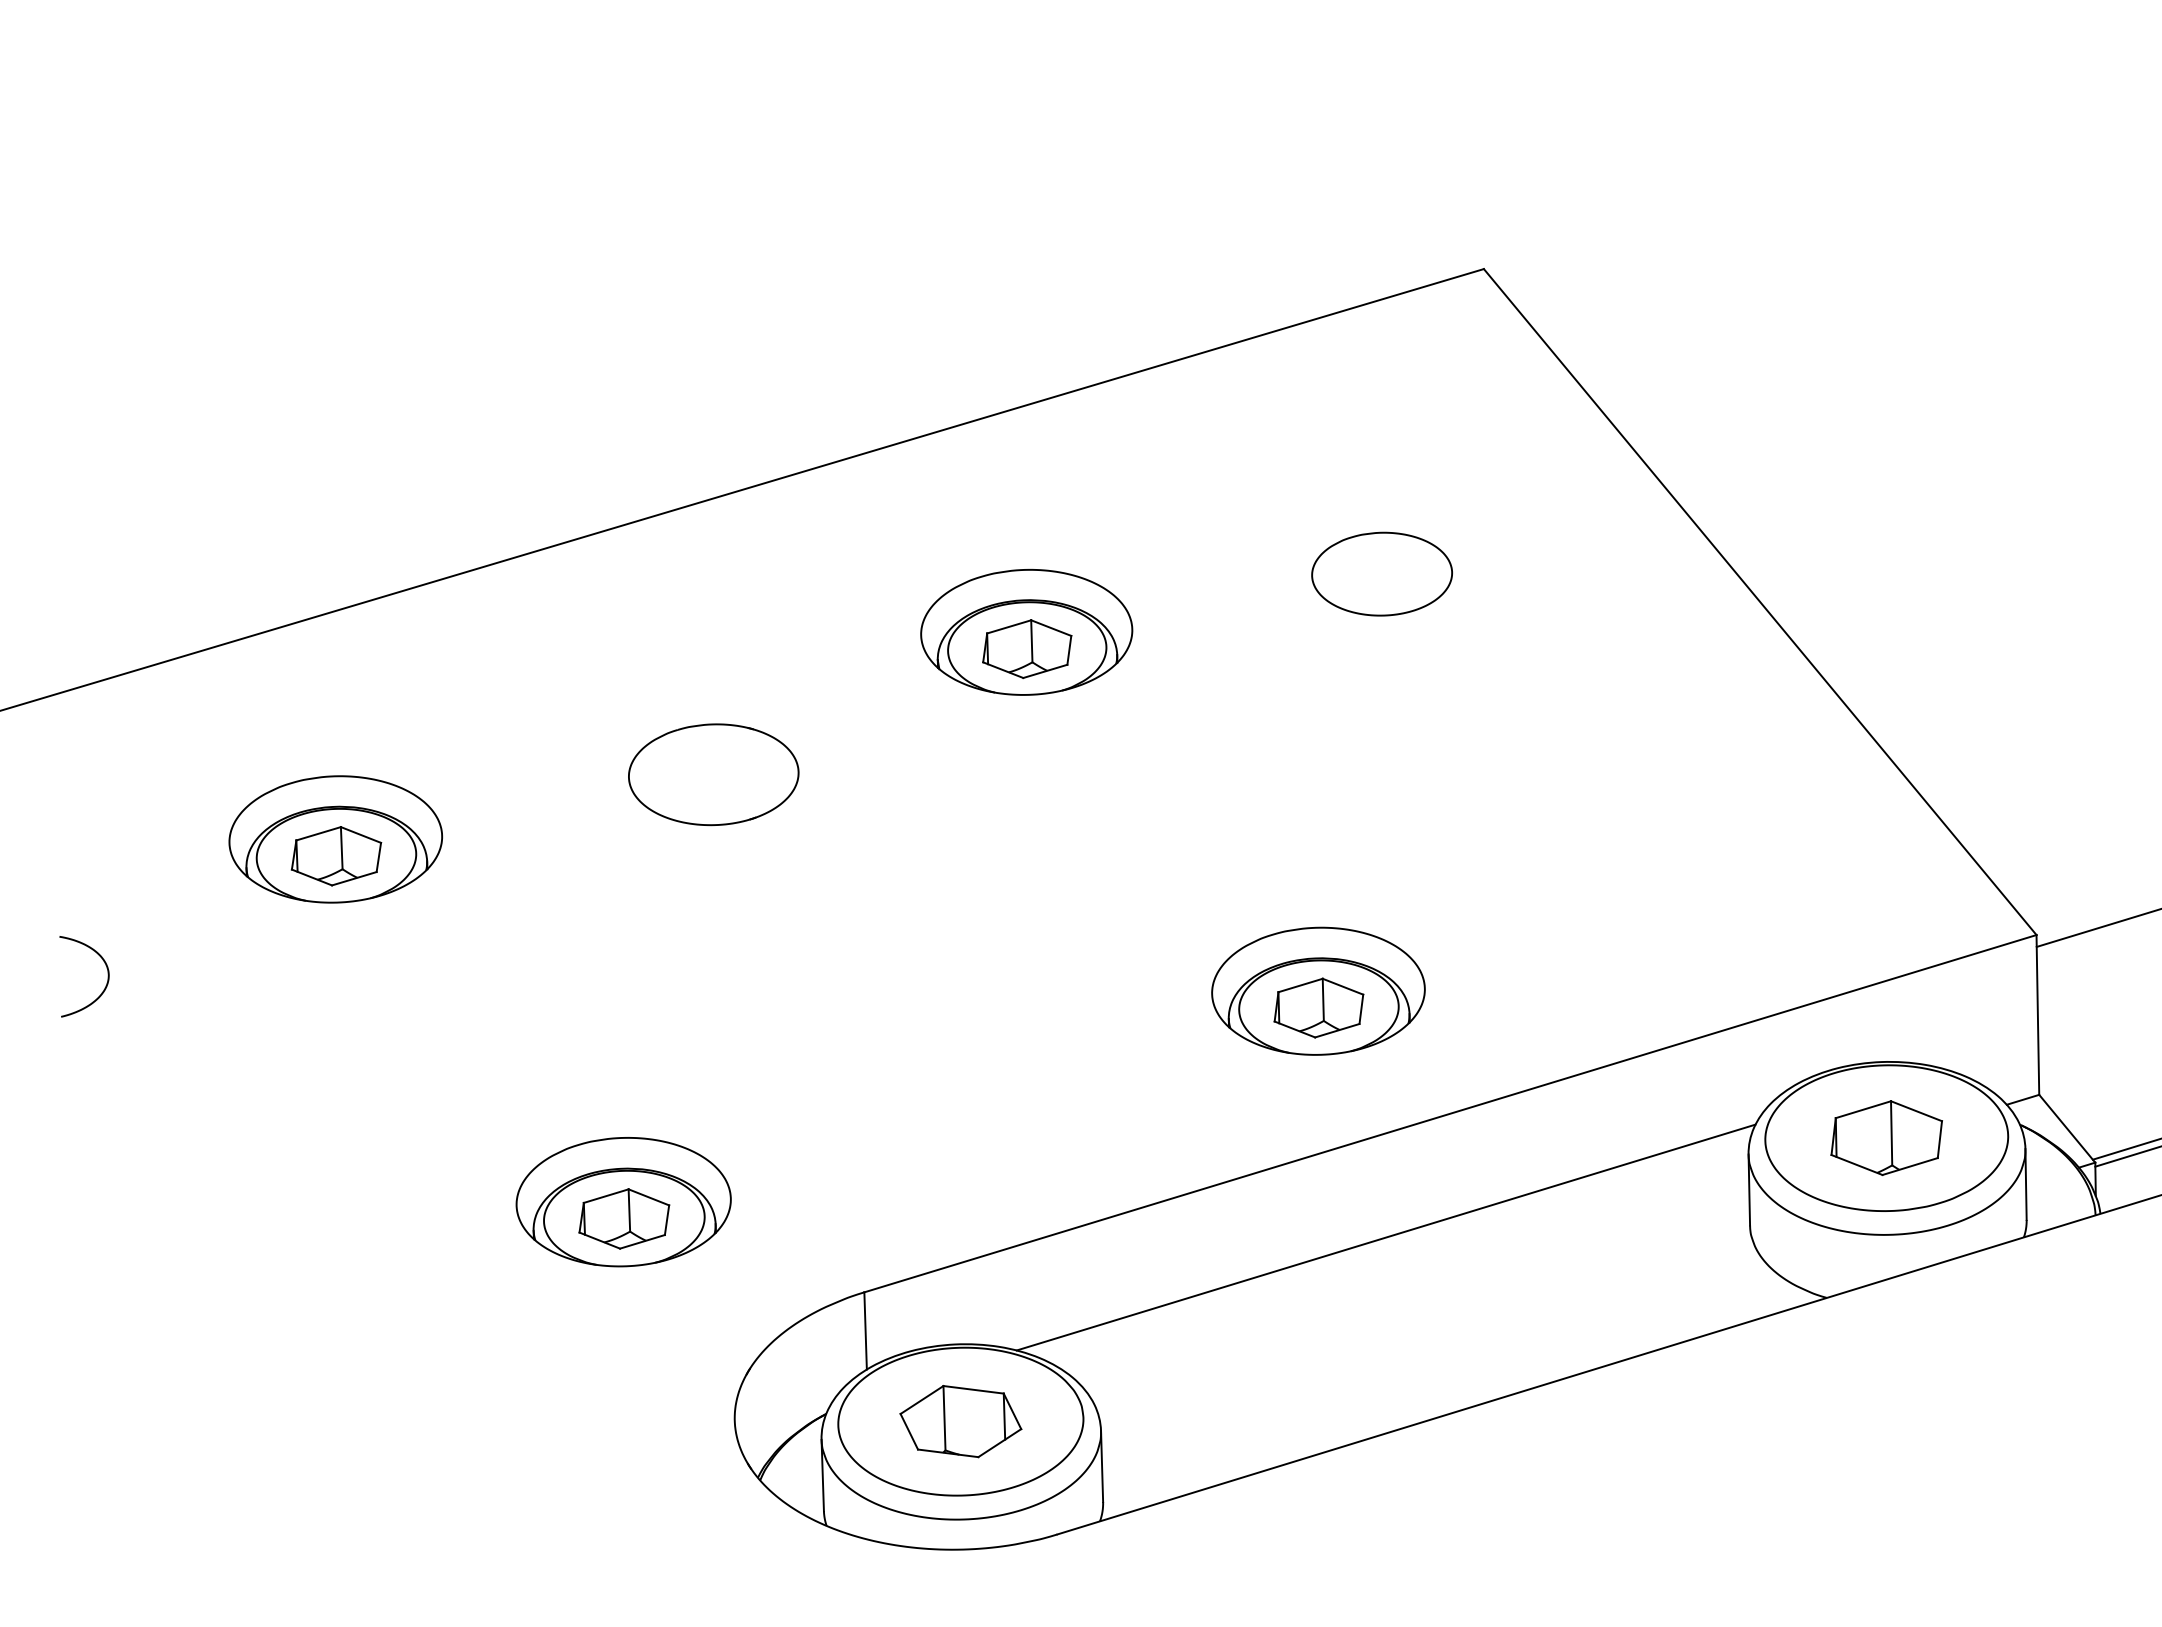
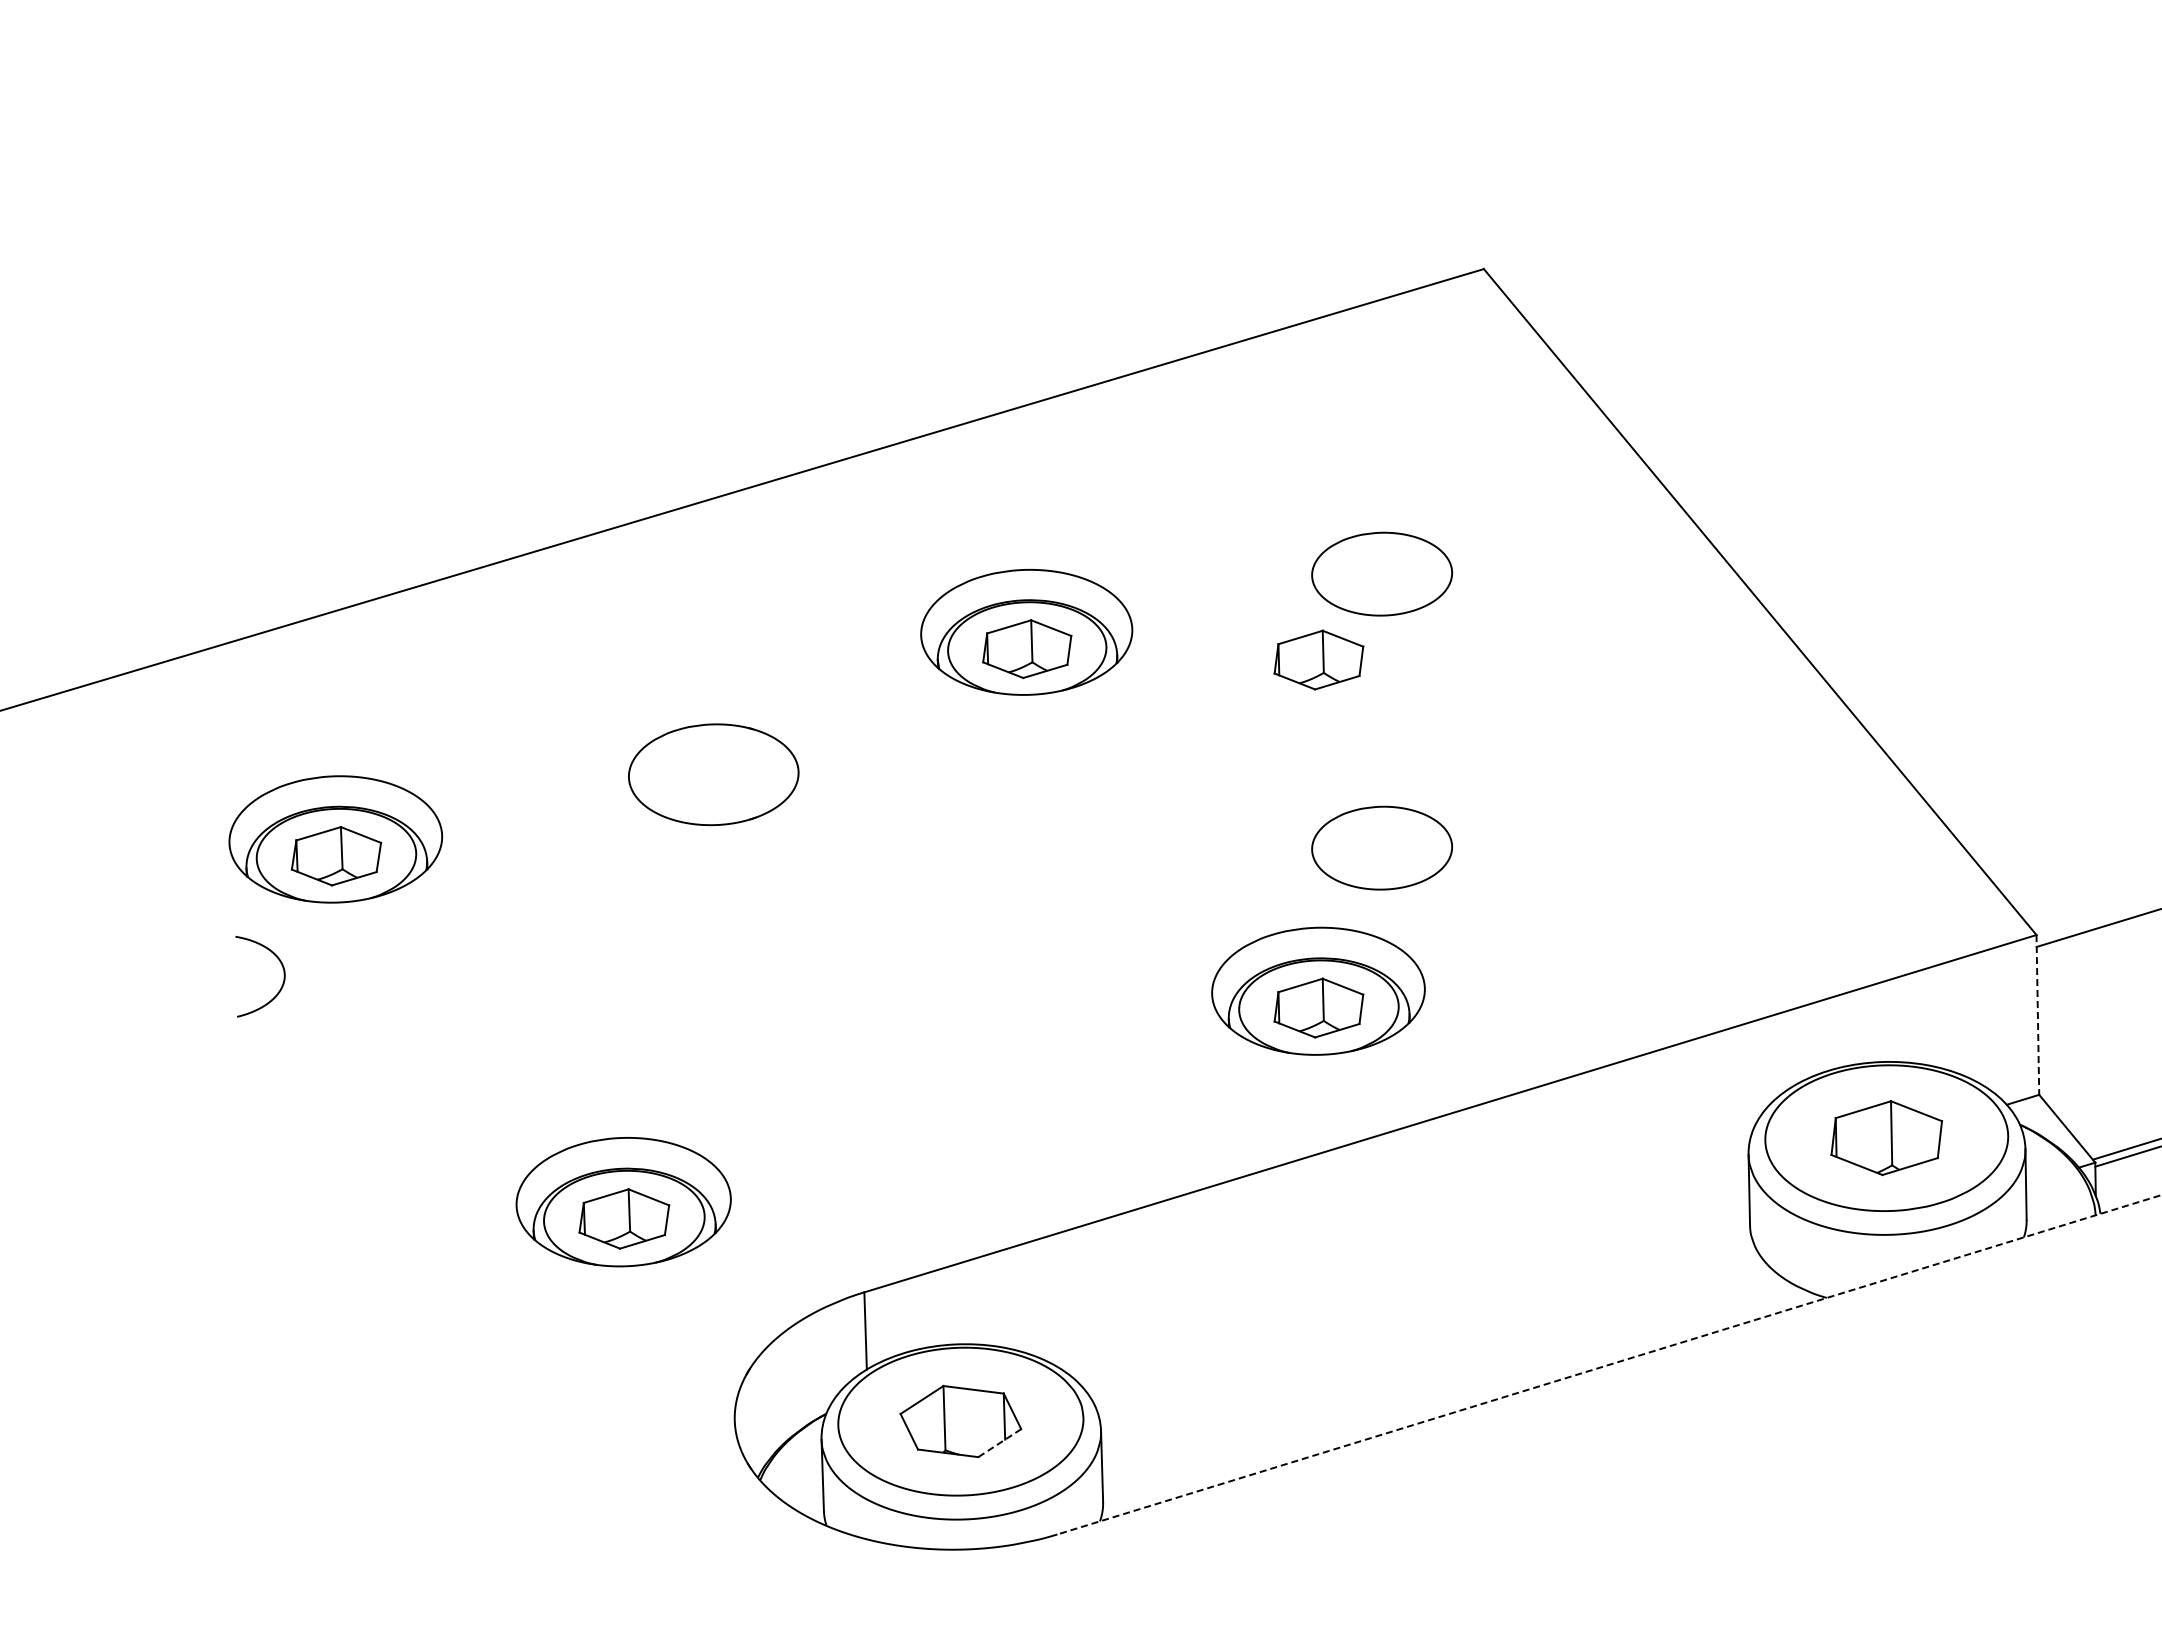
part: none -> present (1318, 659)
part: none -> present (1381, 847)
curve position: (105, 985) -> (281, 985) (281, 985)
line: solid -> dashed (2037, 1014)
line: present -> none (1385, 1237)
line: solid -> dashed (1608, 1364)
line: solid -> dashed (999, 1443)
